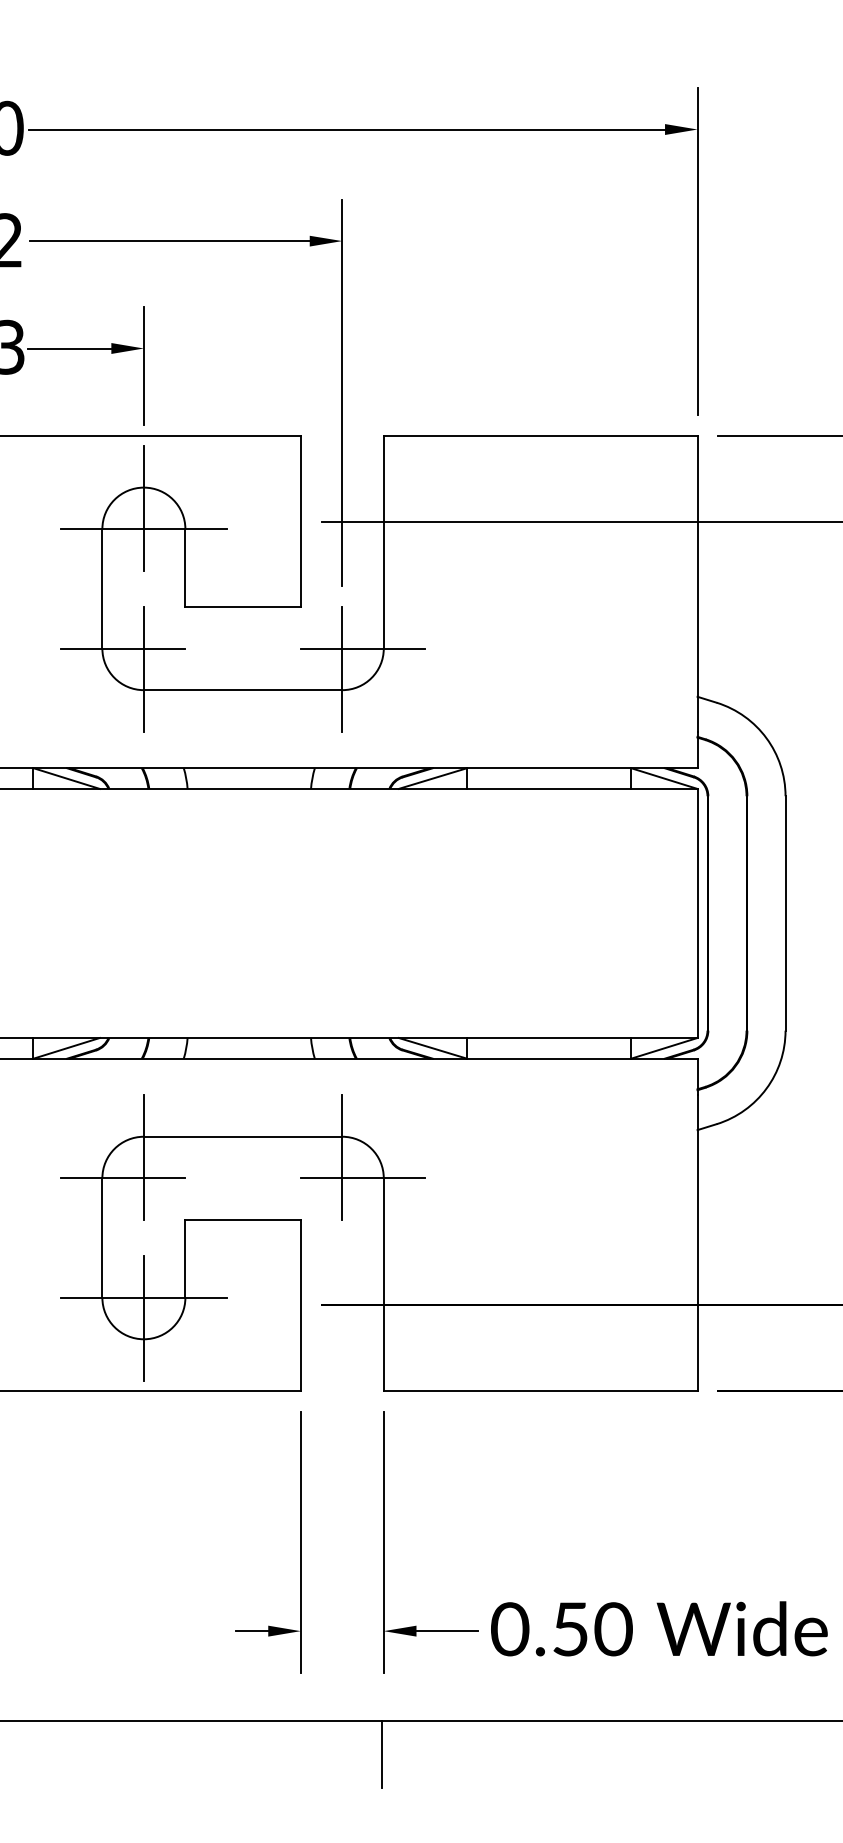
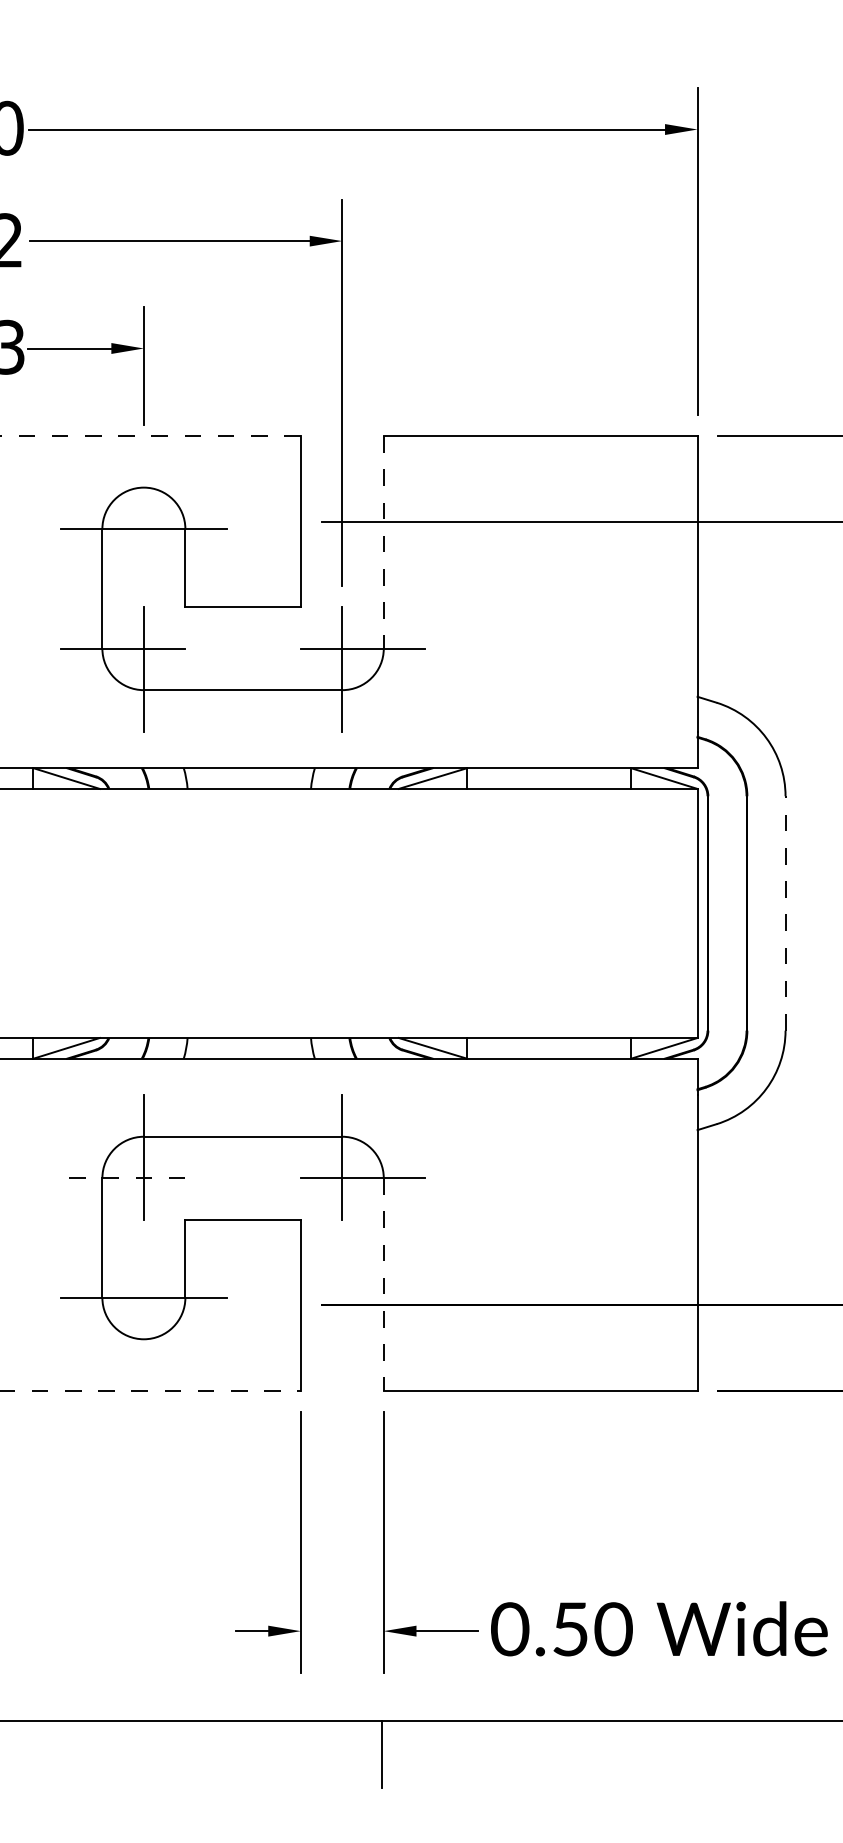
line: solid -> dashed (150, 436)
line: present -> none (143, 508)
line: solid -> dashed (383, 542)
line: solid -> dashed (785, 912)
line: solid -> dashed (122, 1178)
line: solid -> dashed (383, 1285)
line: present -> none (143, 1318)
line: solid -> dashed (150, 1390)
